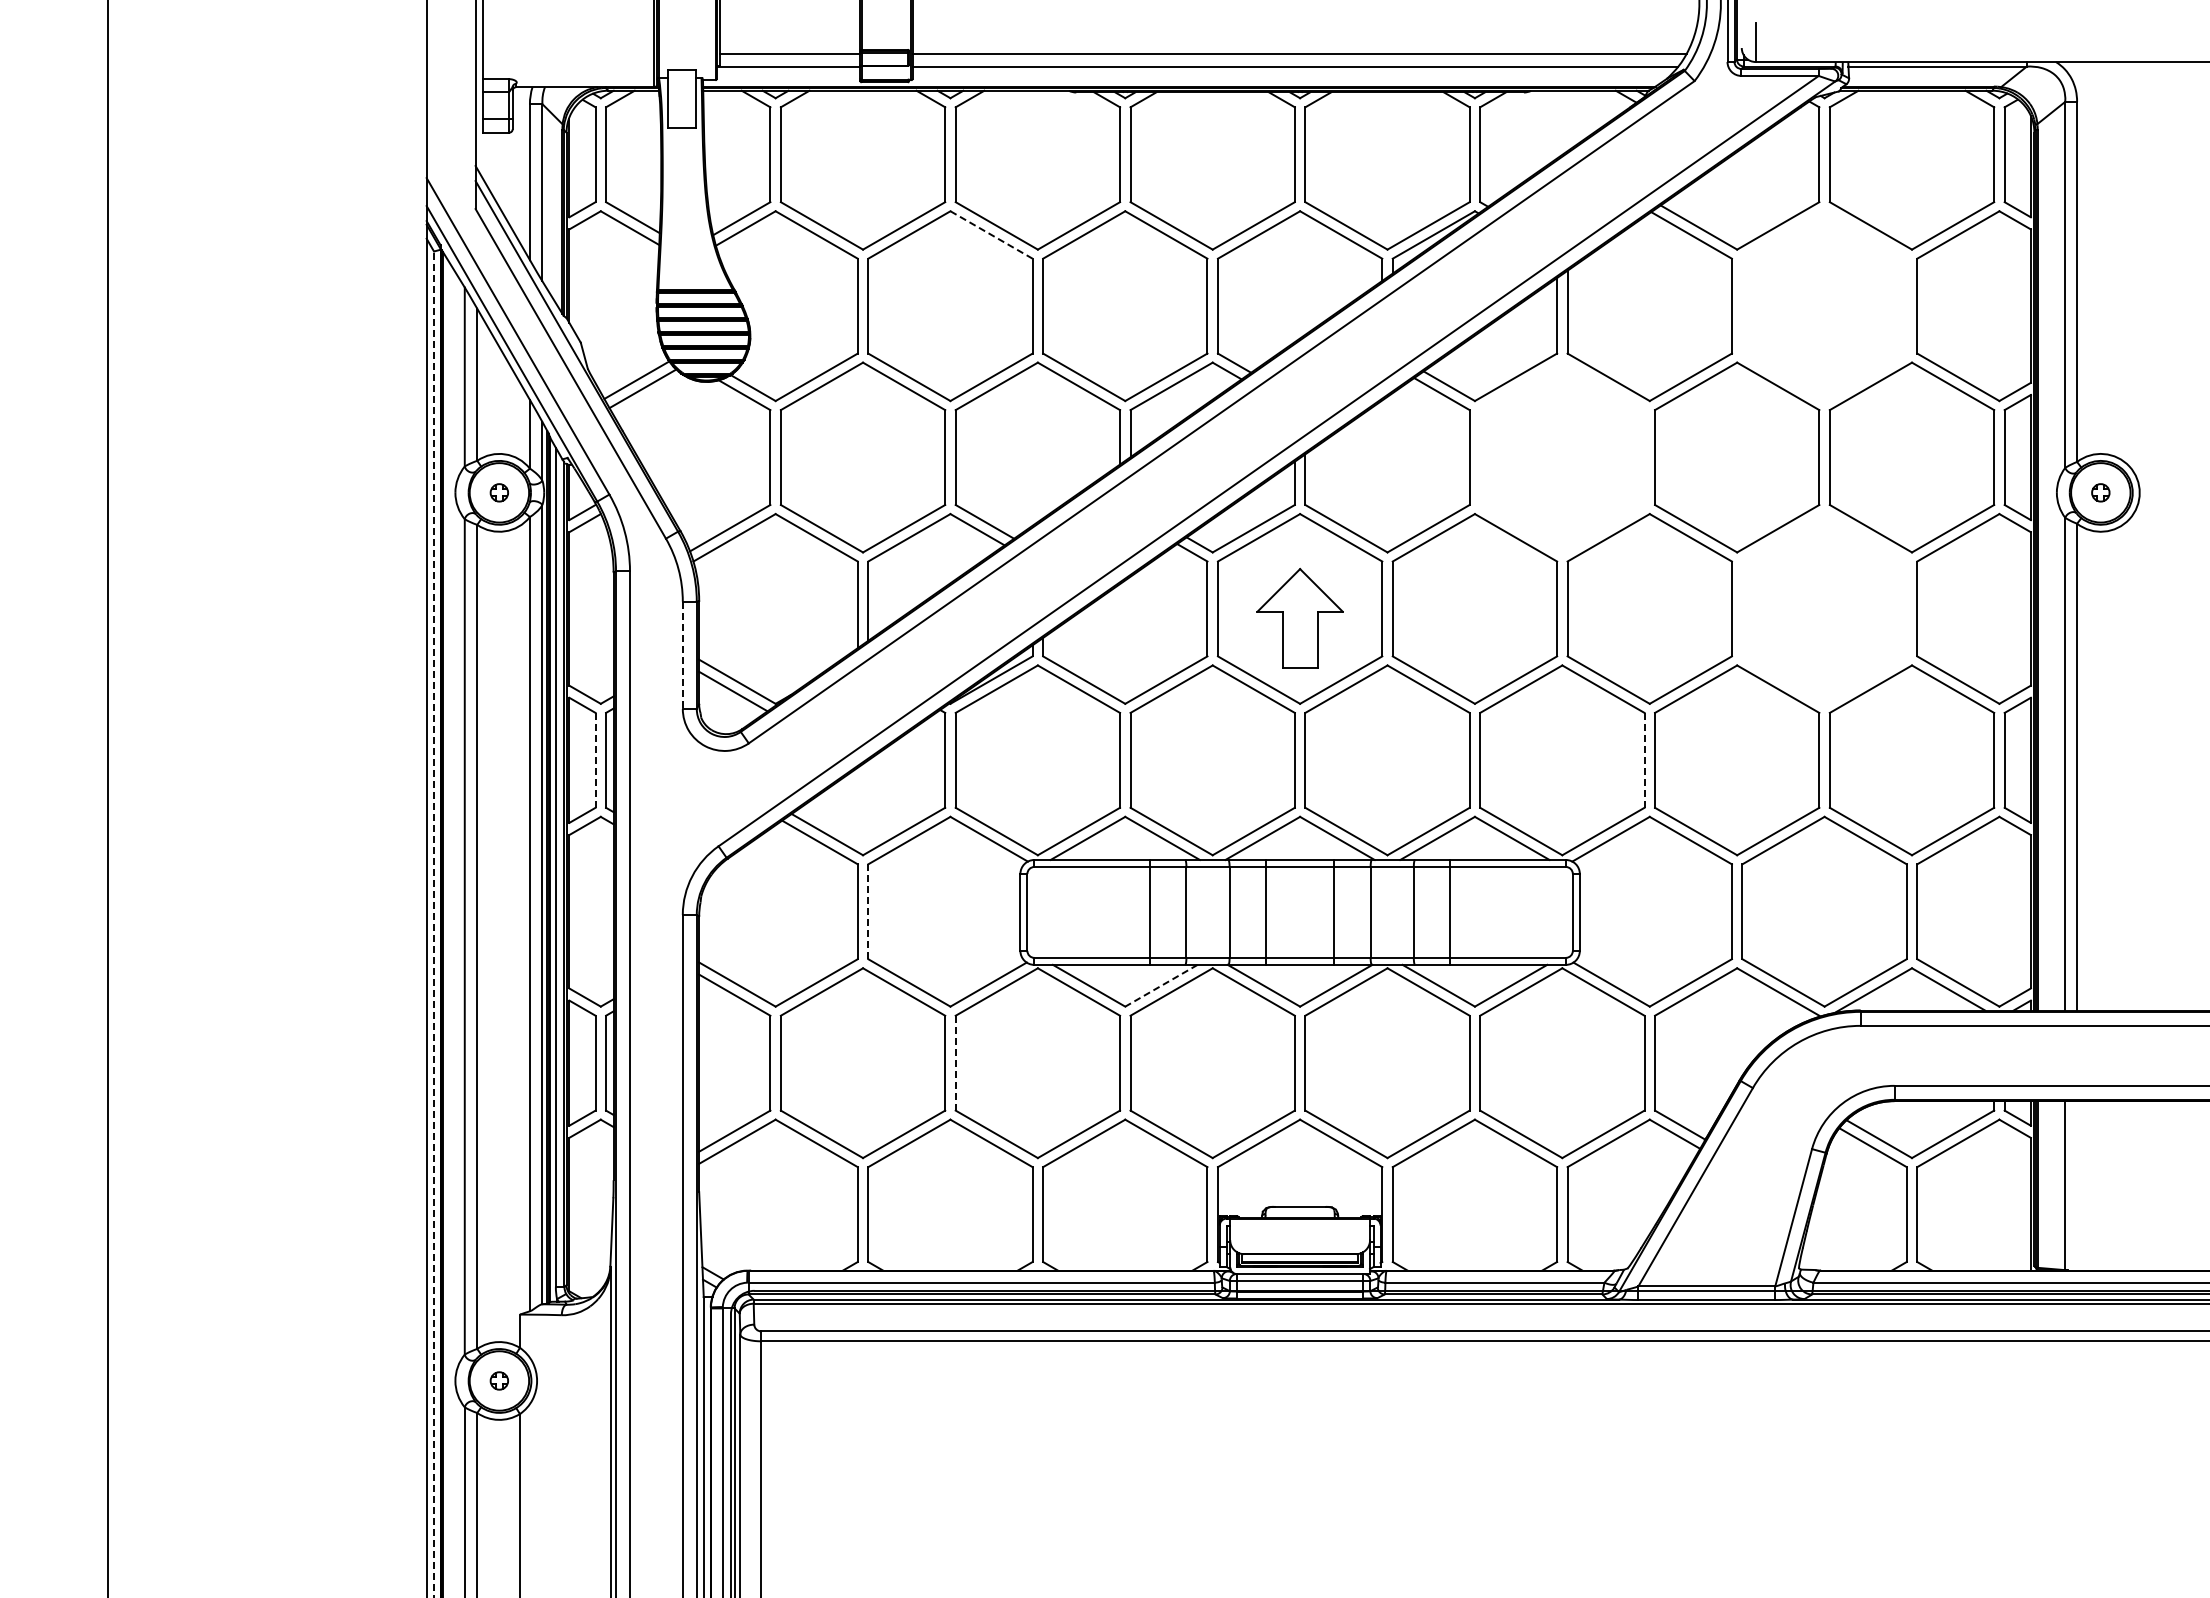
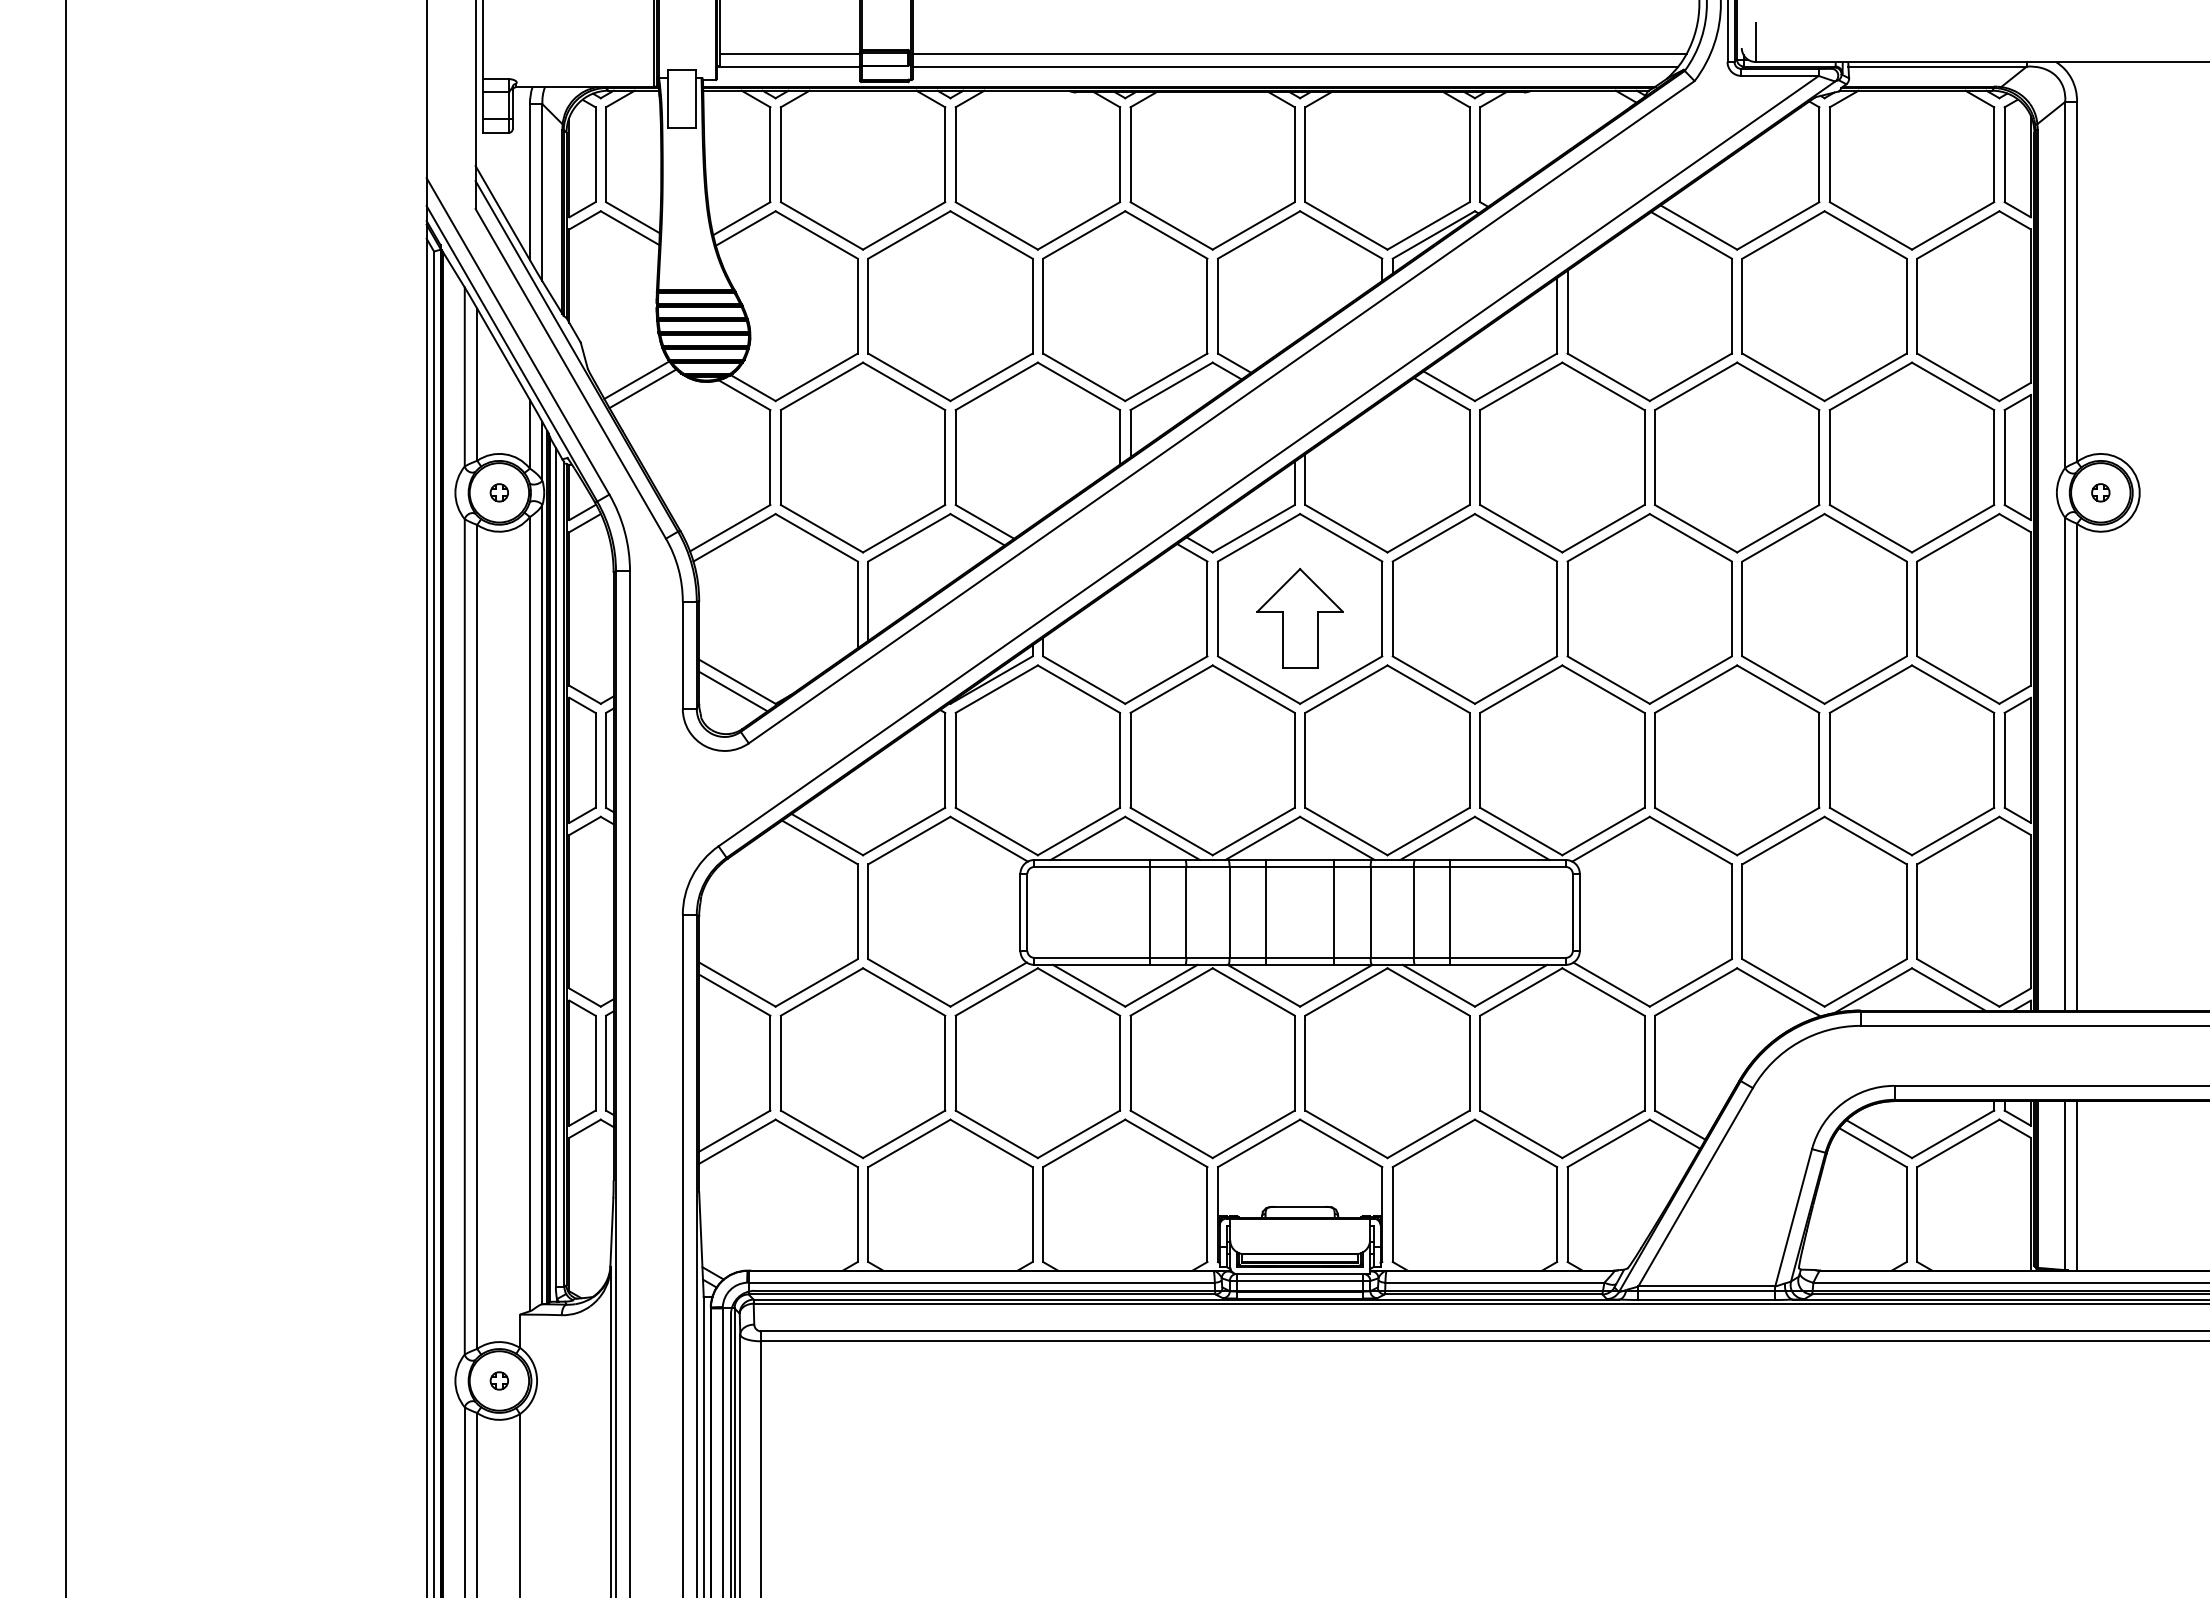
line: dashed -> solid (991, 235)
part: none -> present (1824, 306)
part: none -> present (1562, 457)
part: none -> present (1824, 608)
line: dashed -> solid (682, 655)
line: dashed -> solid (595, 760)
line: dashed -> solid (1644, 760)
line position: (108, 798) -> (66, 798) (66, 798)
line: dashed -> solid (868, 911)
line: dashed -> solid (434, 924)
line: dashed -> solid (1161, 985)
line: dashed -> solid (955, 1062)
line: none -> present (2077, 1185)
